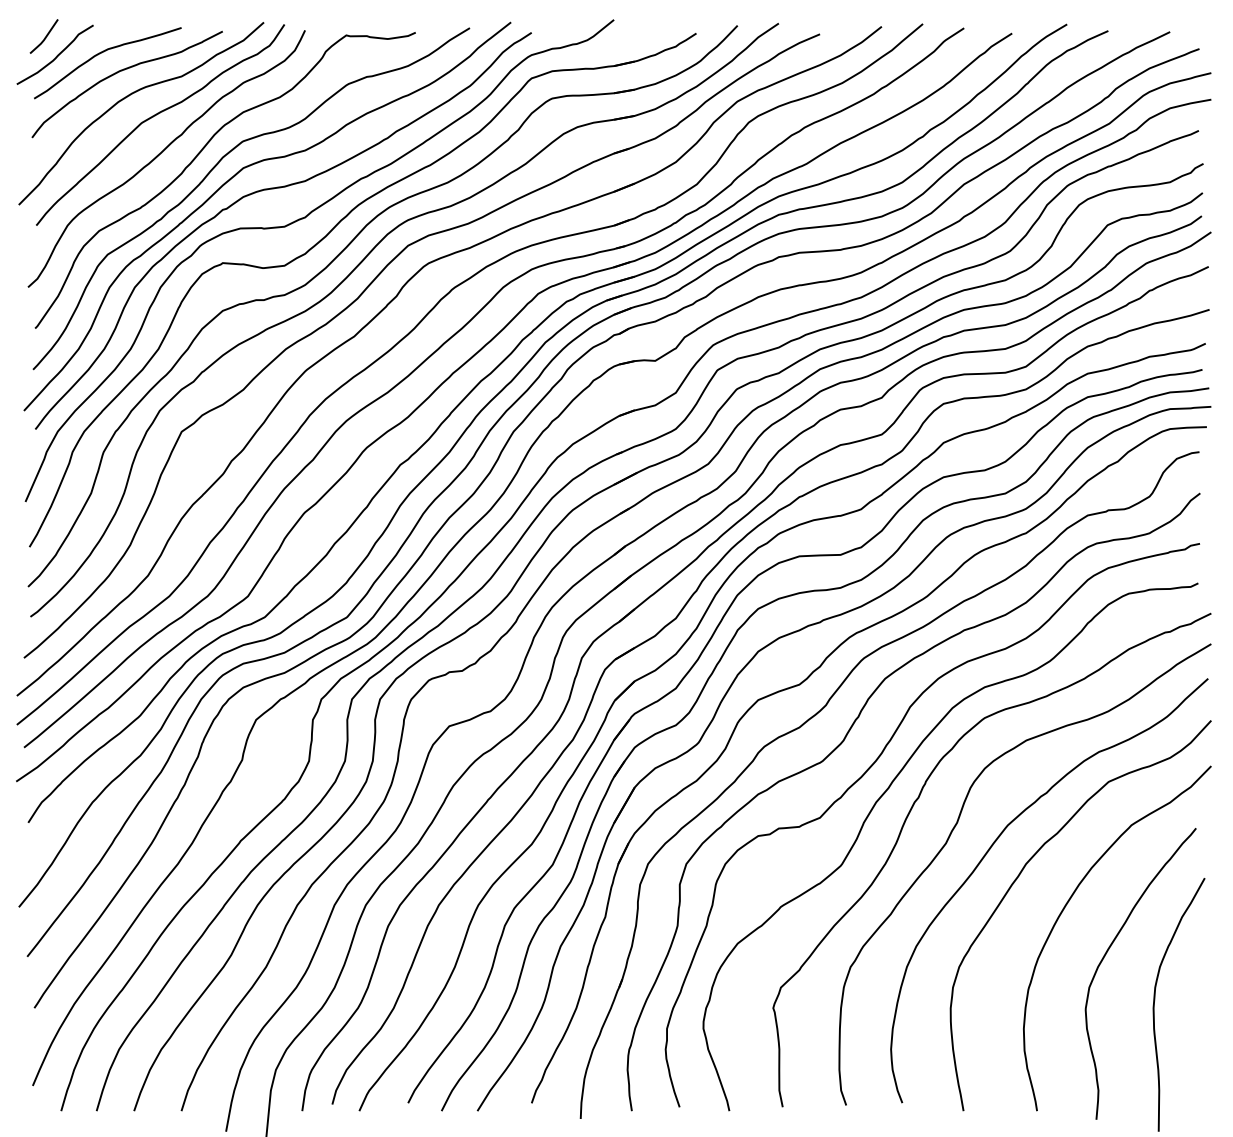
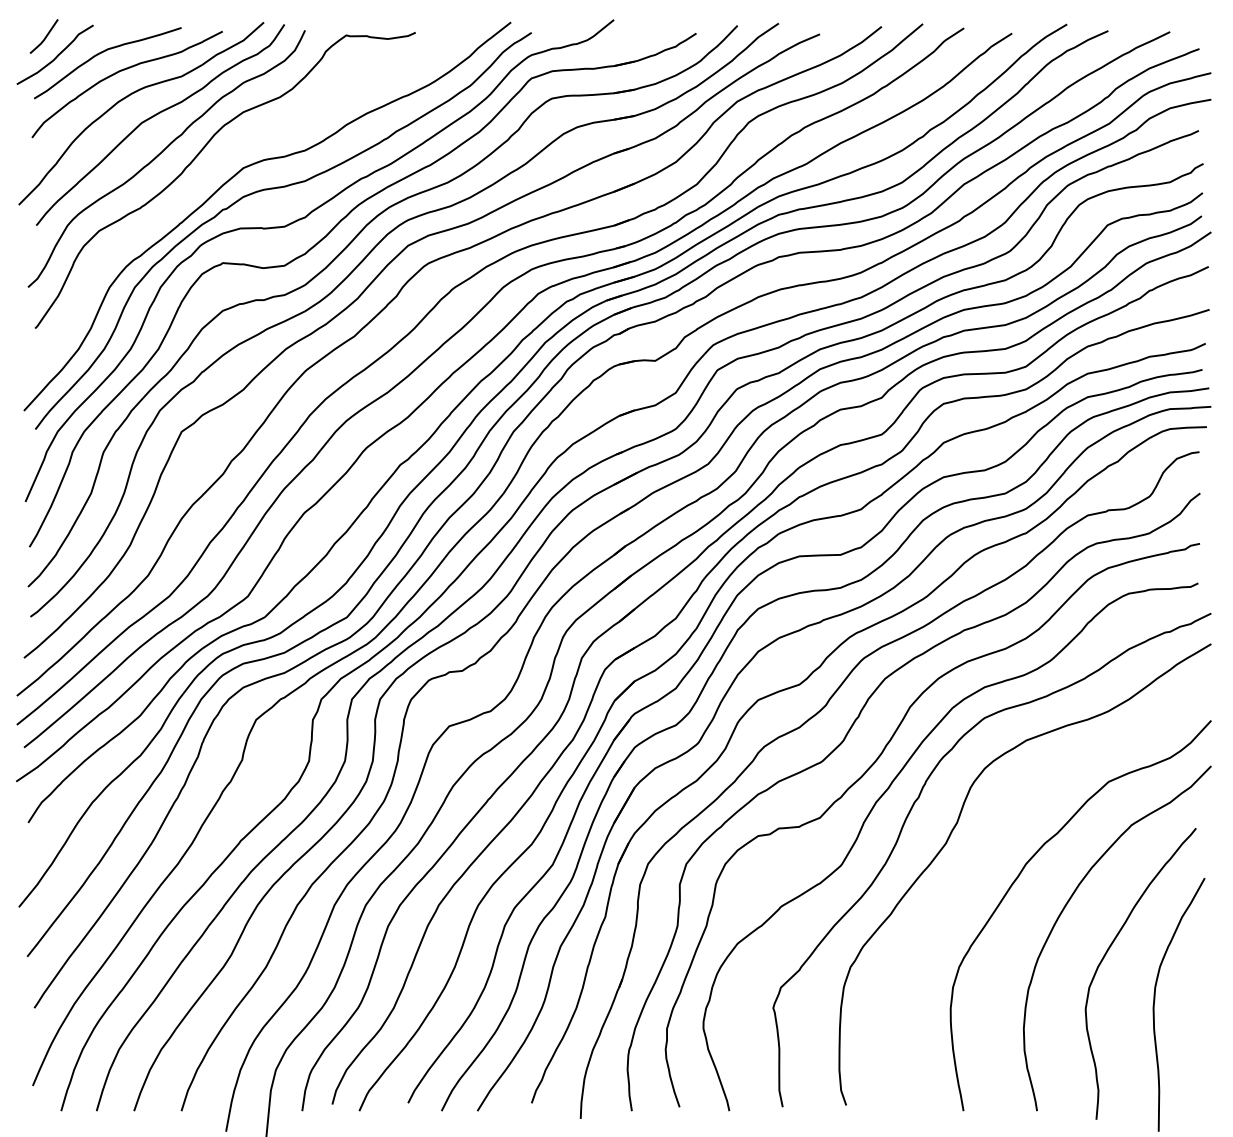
curve: present -> none (218, 164)
curve: present -> none (991, 848)
